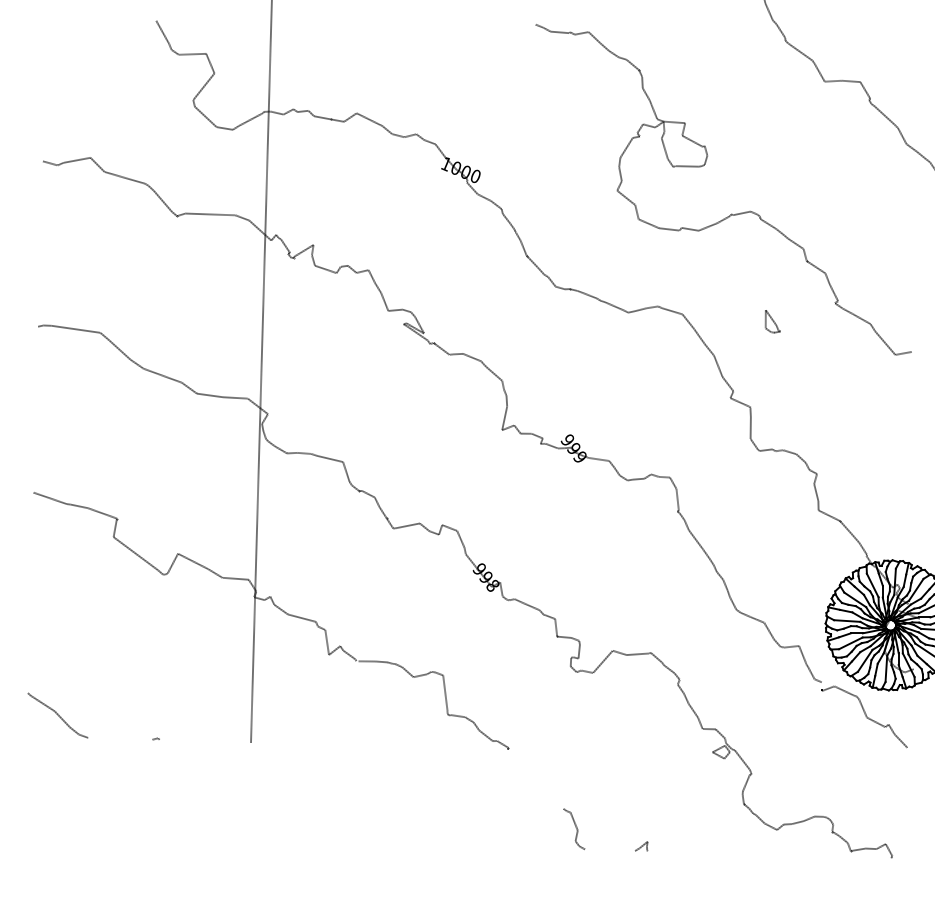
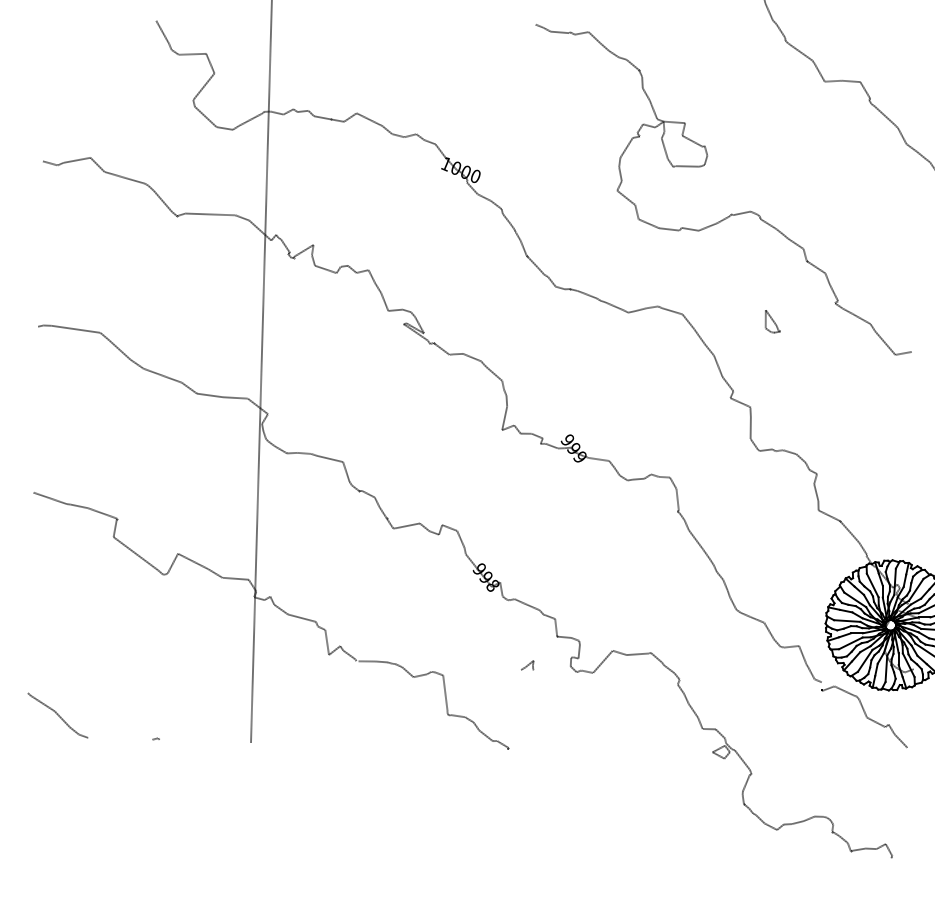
curve: present -> none (575, 827)
curve position: (641, 846) -> (527, 665) (527, 665)
